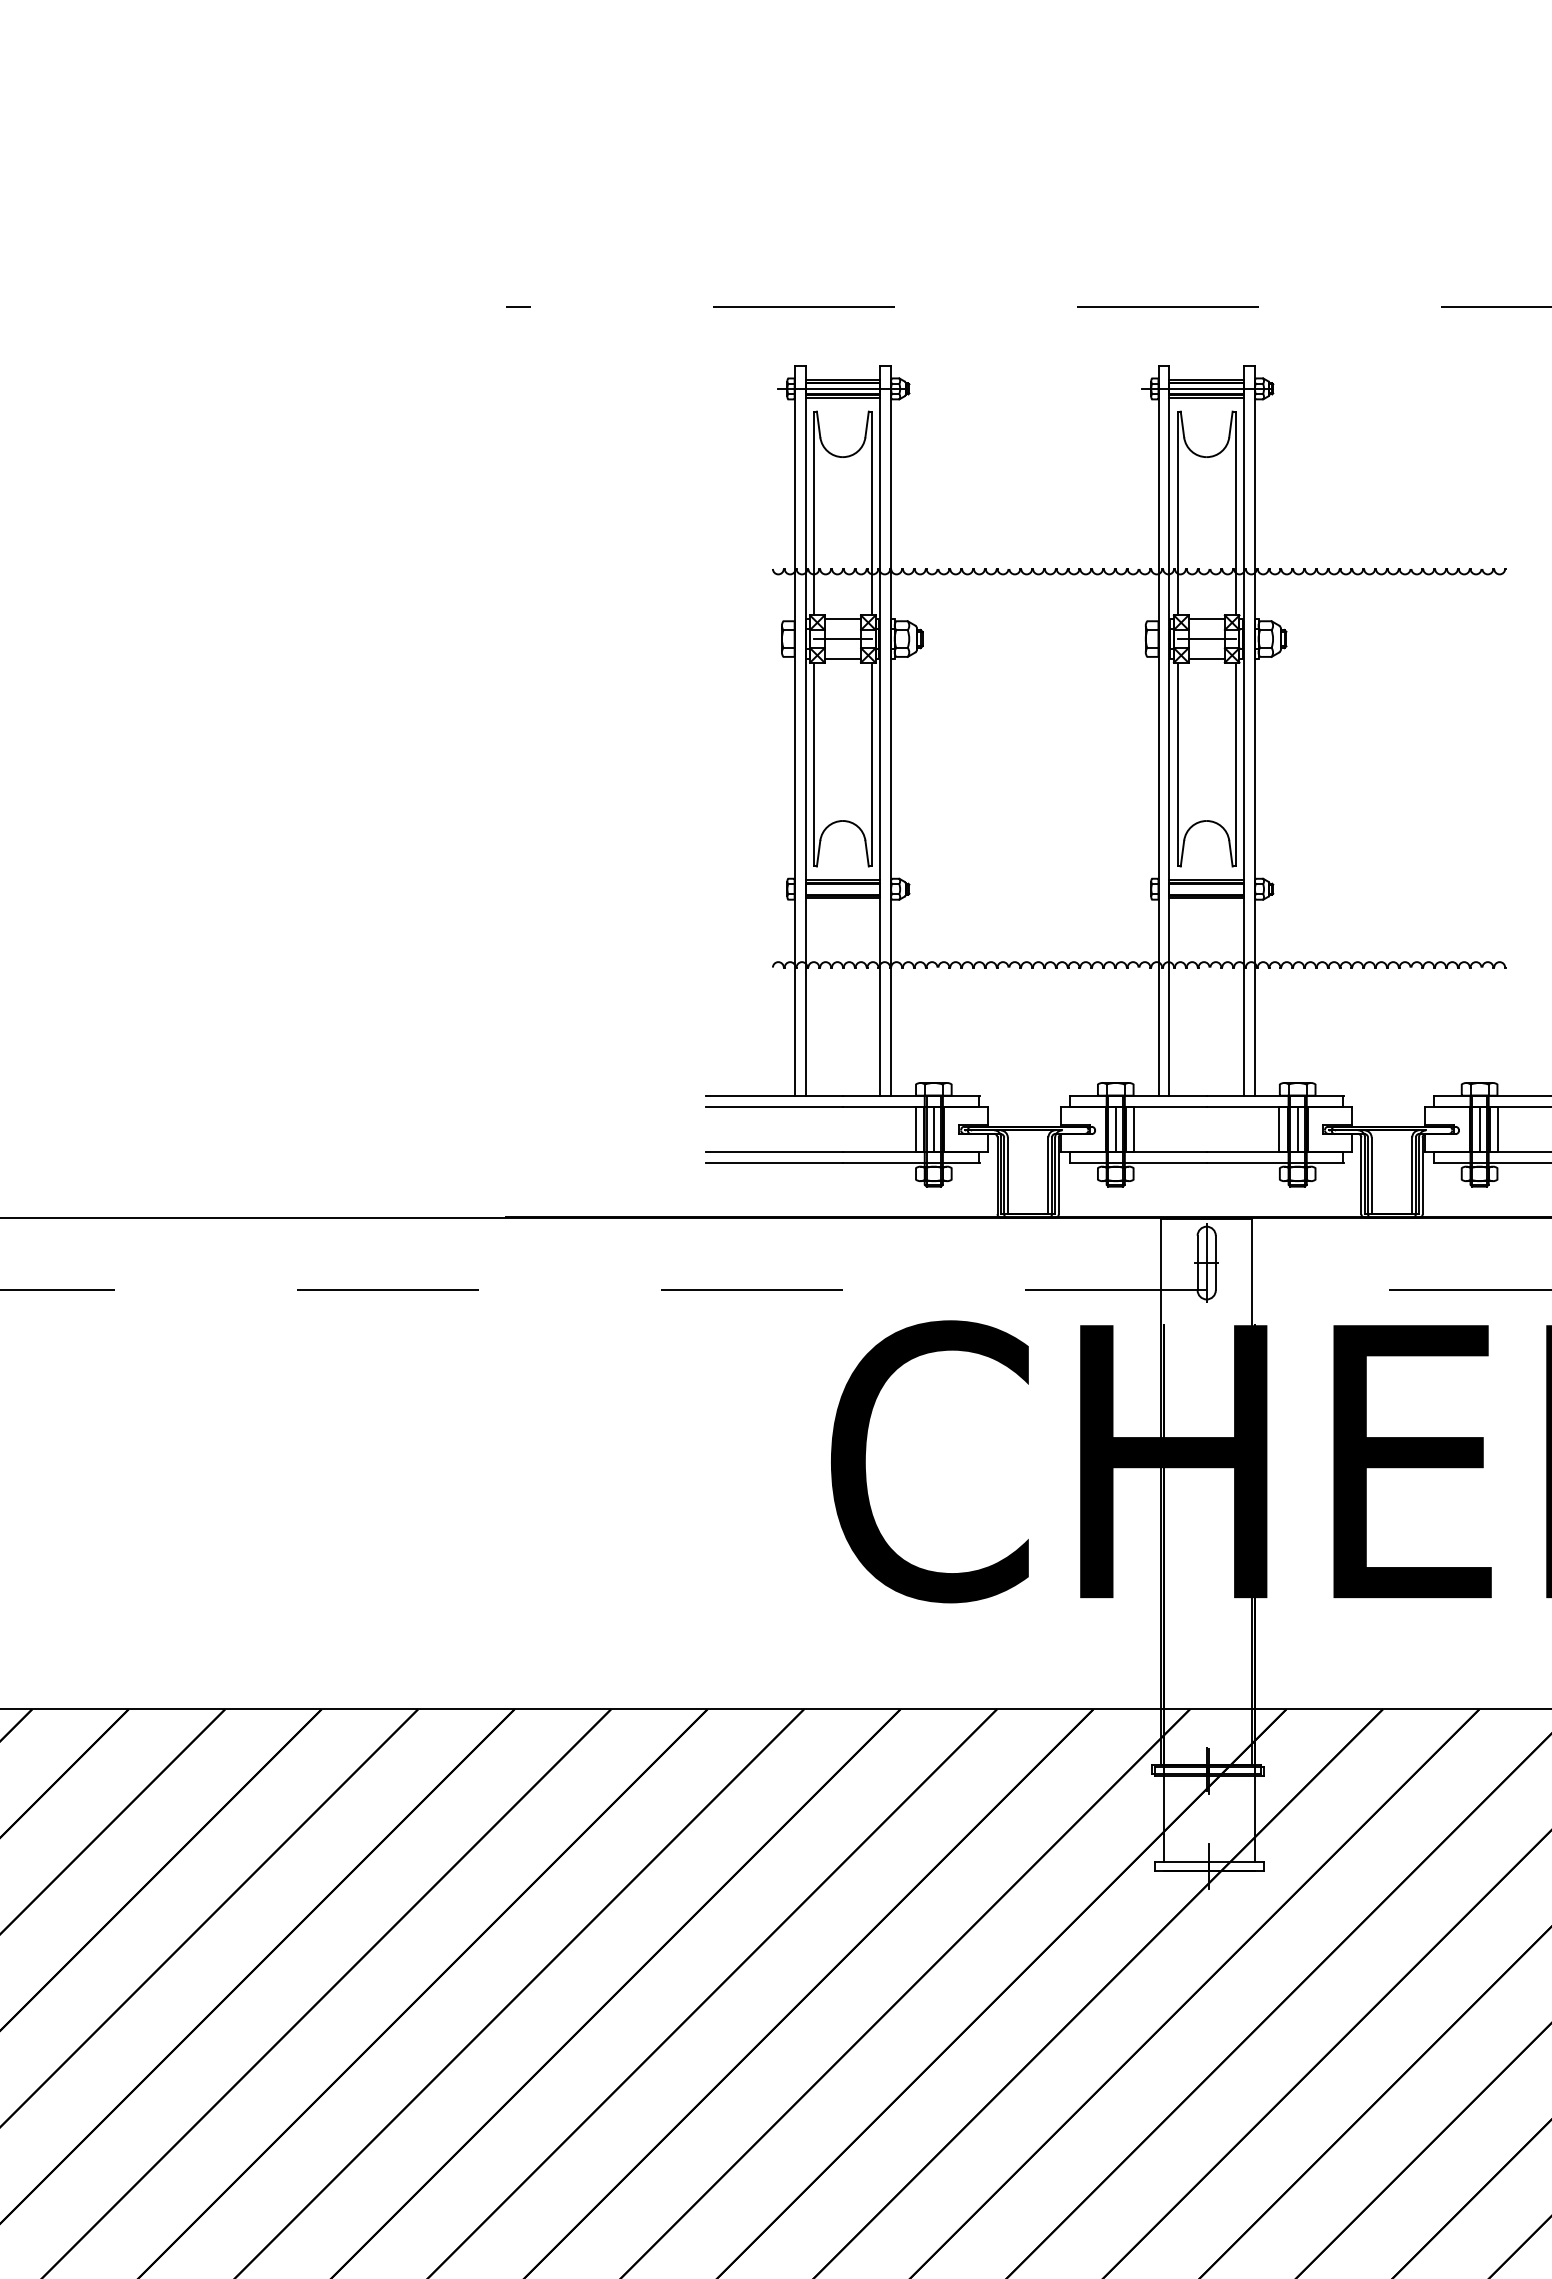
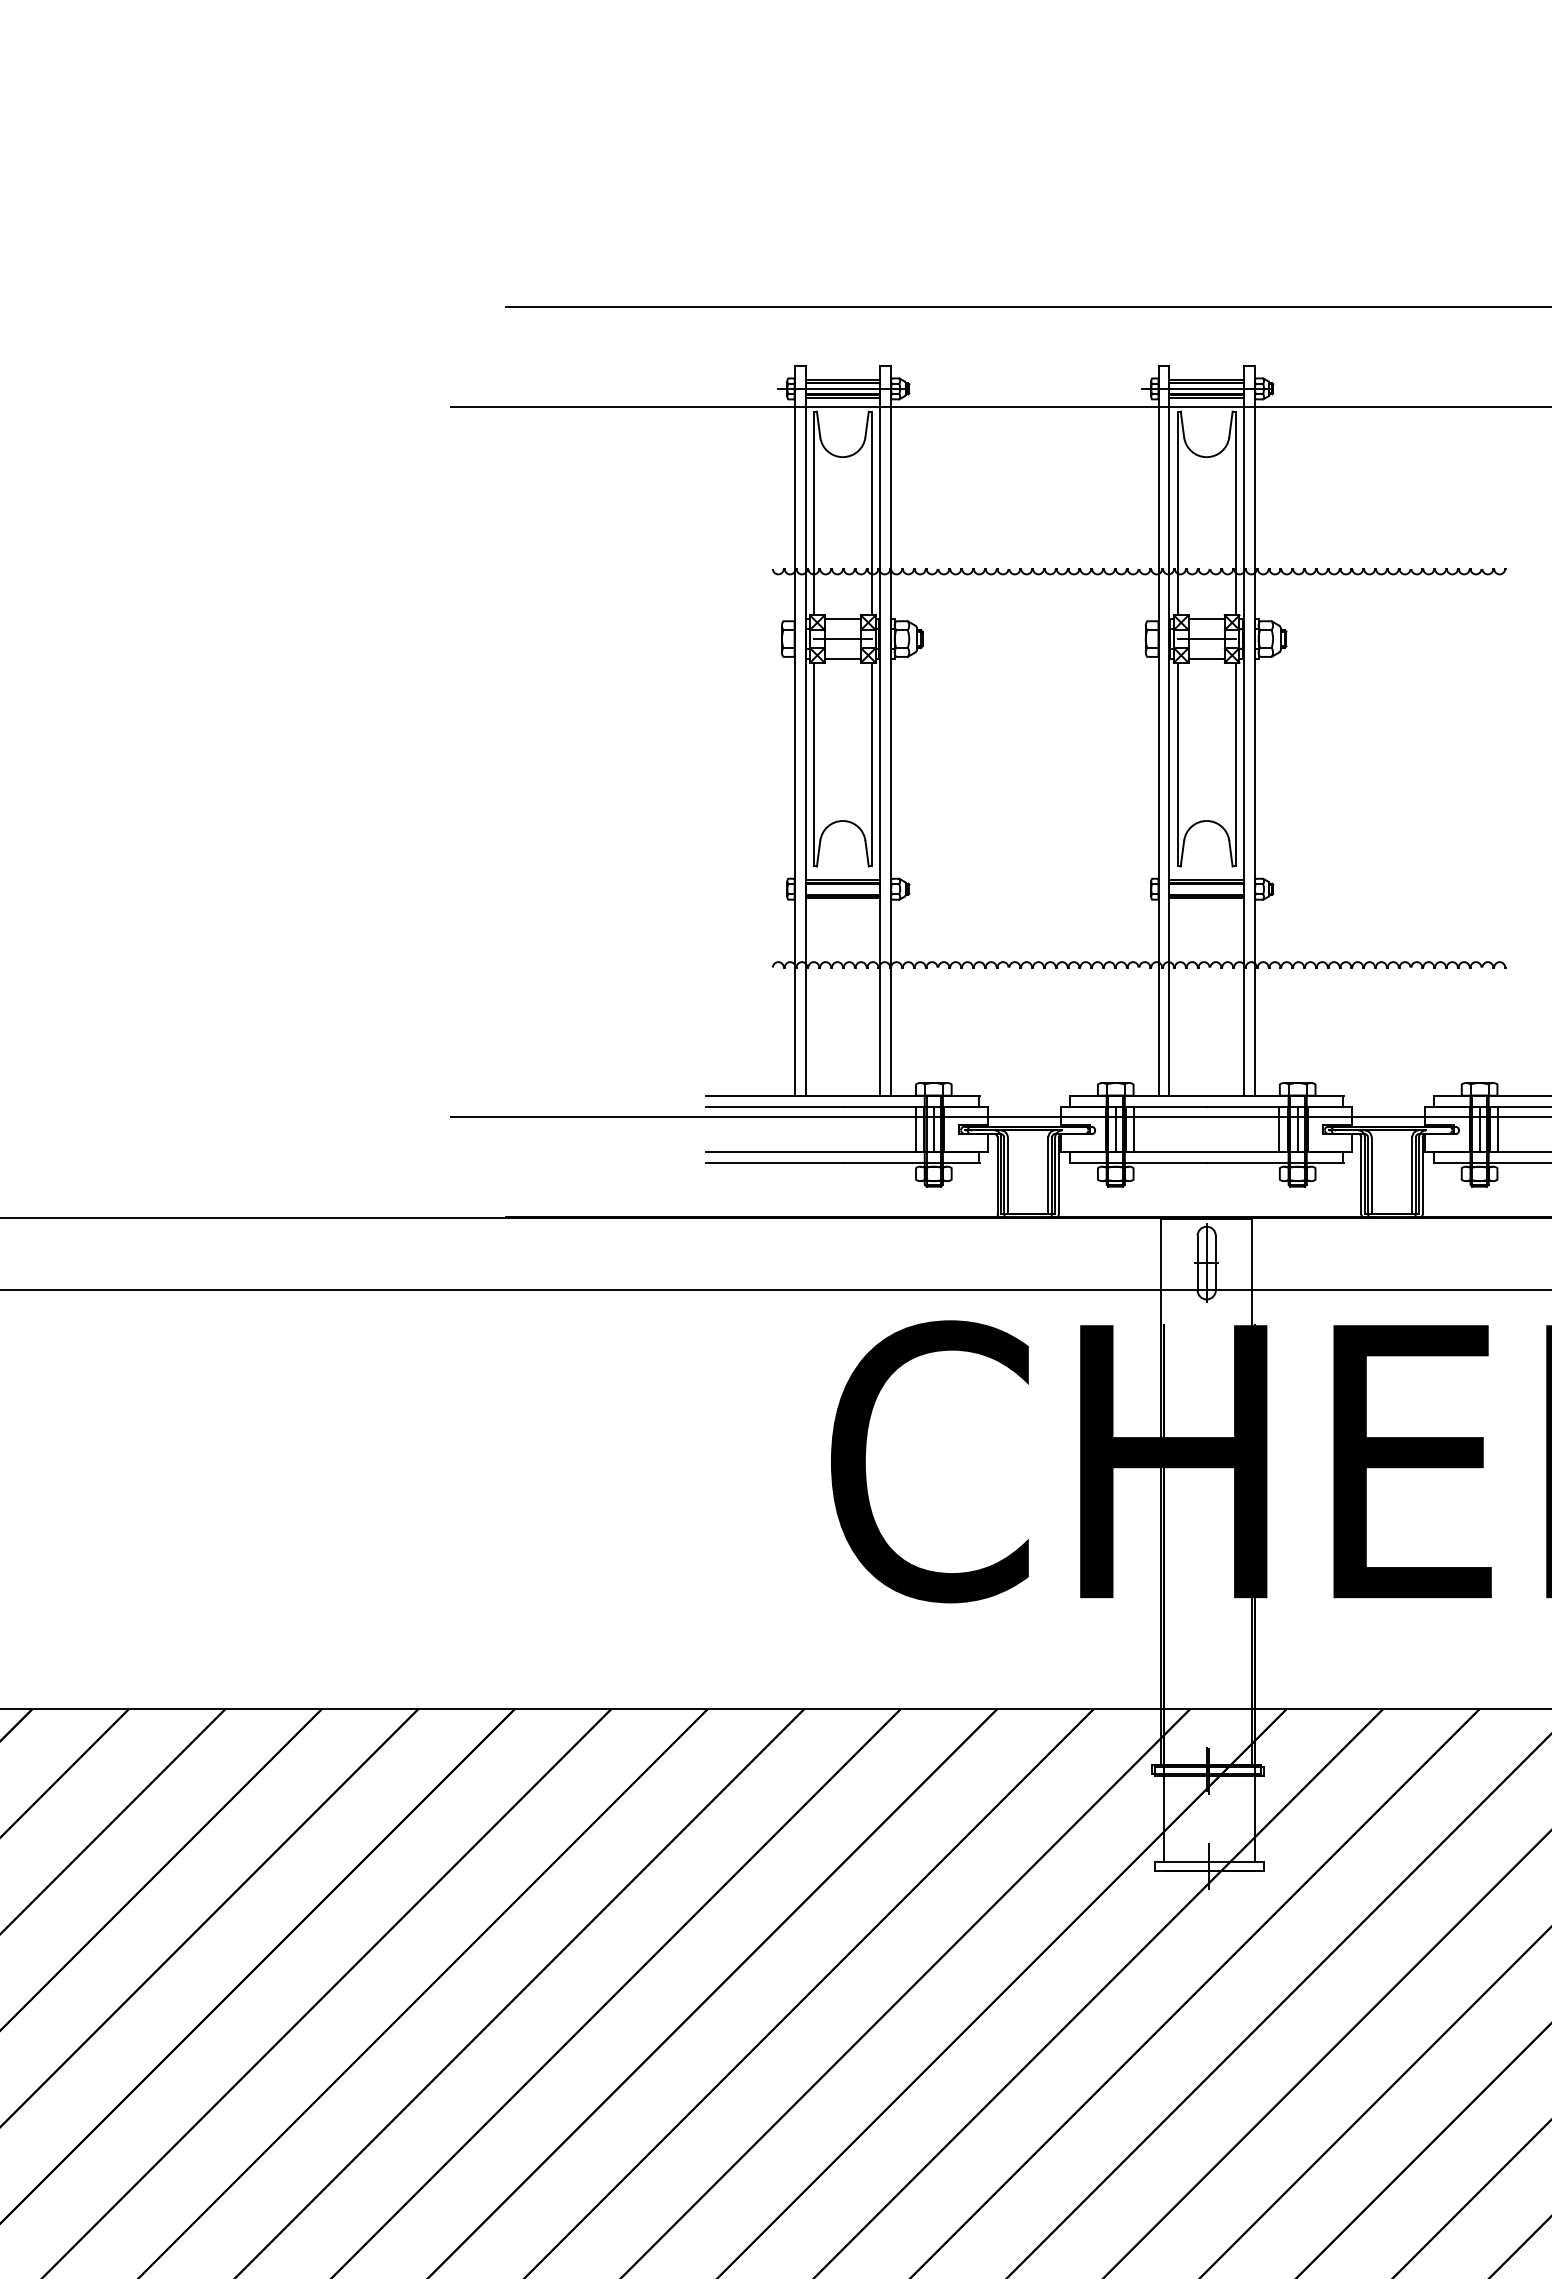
line: dashed -> solid (1028, 307)
line: none -> present (999, 407)
line: none -> present (999, 1116)
line: dashed -> solid (776, 1290)
